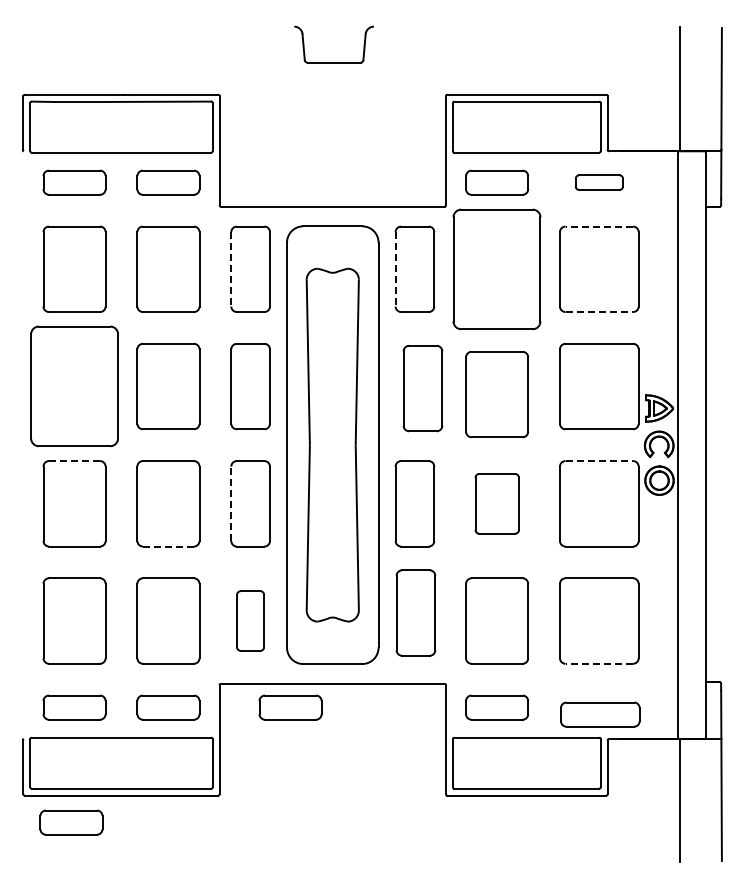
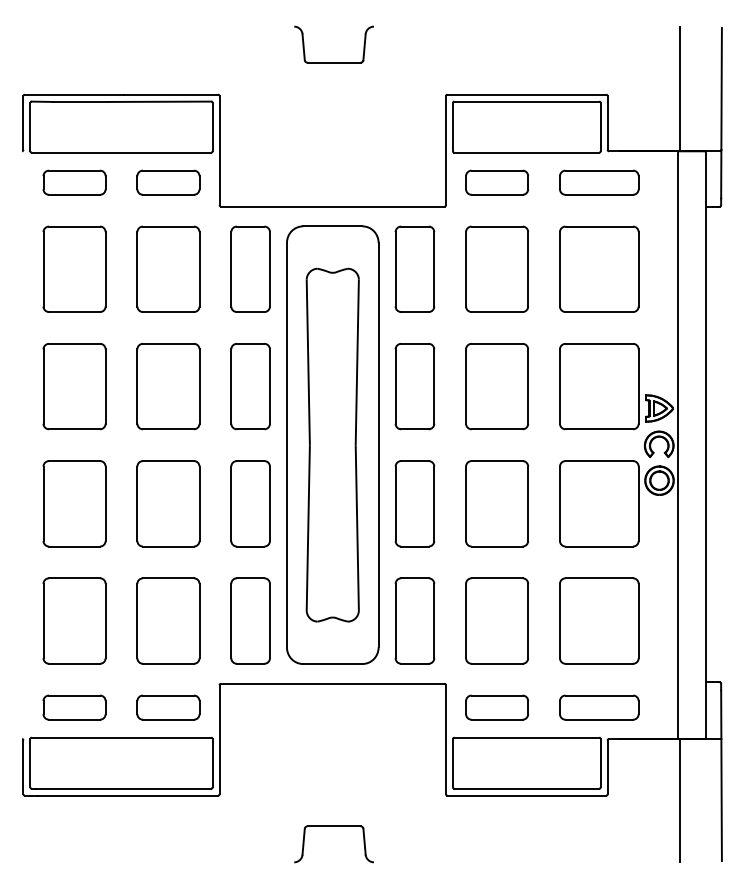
part size: 49x17 px -> 81x27 px (599, 182)
line: dashed -> solid (599, 226)
line: dashed -> solid (231, 269)
line: dashed -> solid (395, 269)
part size: 90x123 px -> 65x88 px (497, 268)
line: dashed -> solid (599, 312)
part size: 89x122 px -> 65x88 px (74, 386)
part position: (422, 388) -> (414, 386) (414, 386)
part position: (496, 394) -> (496, 386) (496, 386)
line: dashed -> solid (74, 461)
line: dashed -> solid (599, 461)
line: dashed -> solid (231, 503)
part size: 46x62 px -> 65x88 px (497, 503)
line: dashed -> solid (168, 546)
part position: (415, 612) -> (414, 620) (414, 620)
part size: 29x62 px -> 41x88 px (250, 620)
line: dashed -> solid (599, 663)
part: present -> none (290, 707)
part position: (600, 714) -> (599, 707) (599, 707)
part: present -> none (71, 822)
part: none -> present (333, 826)
